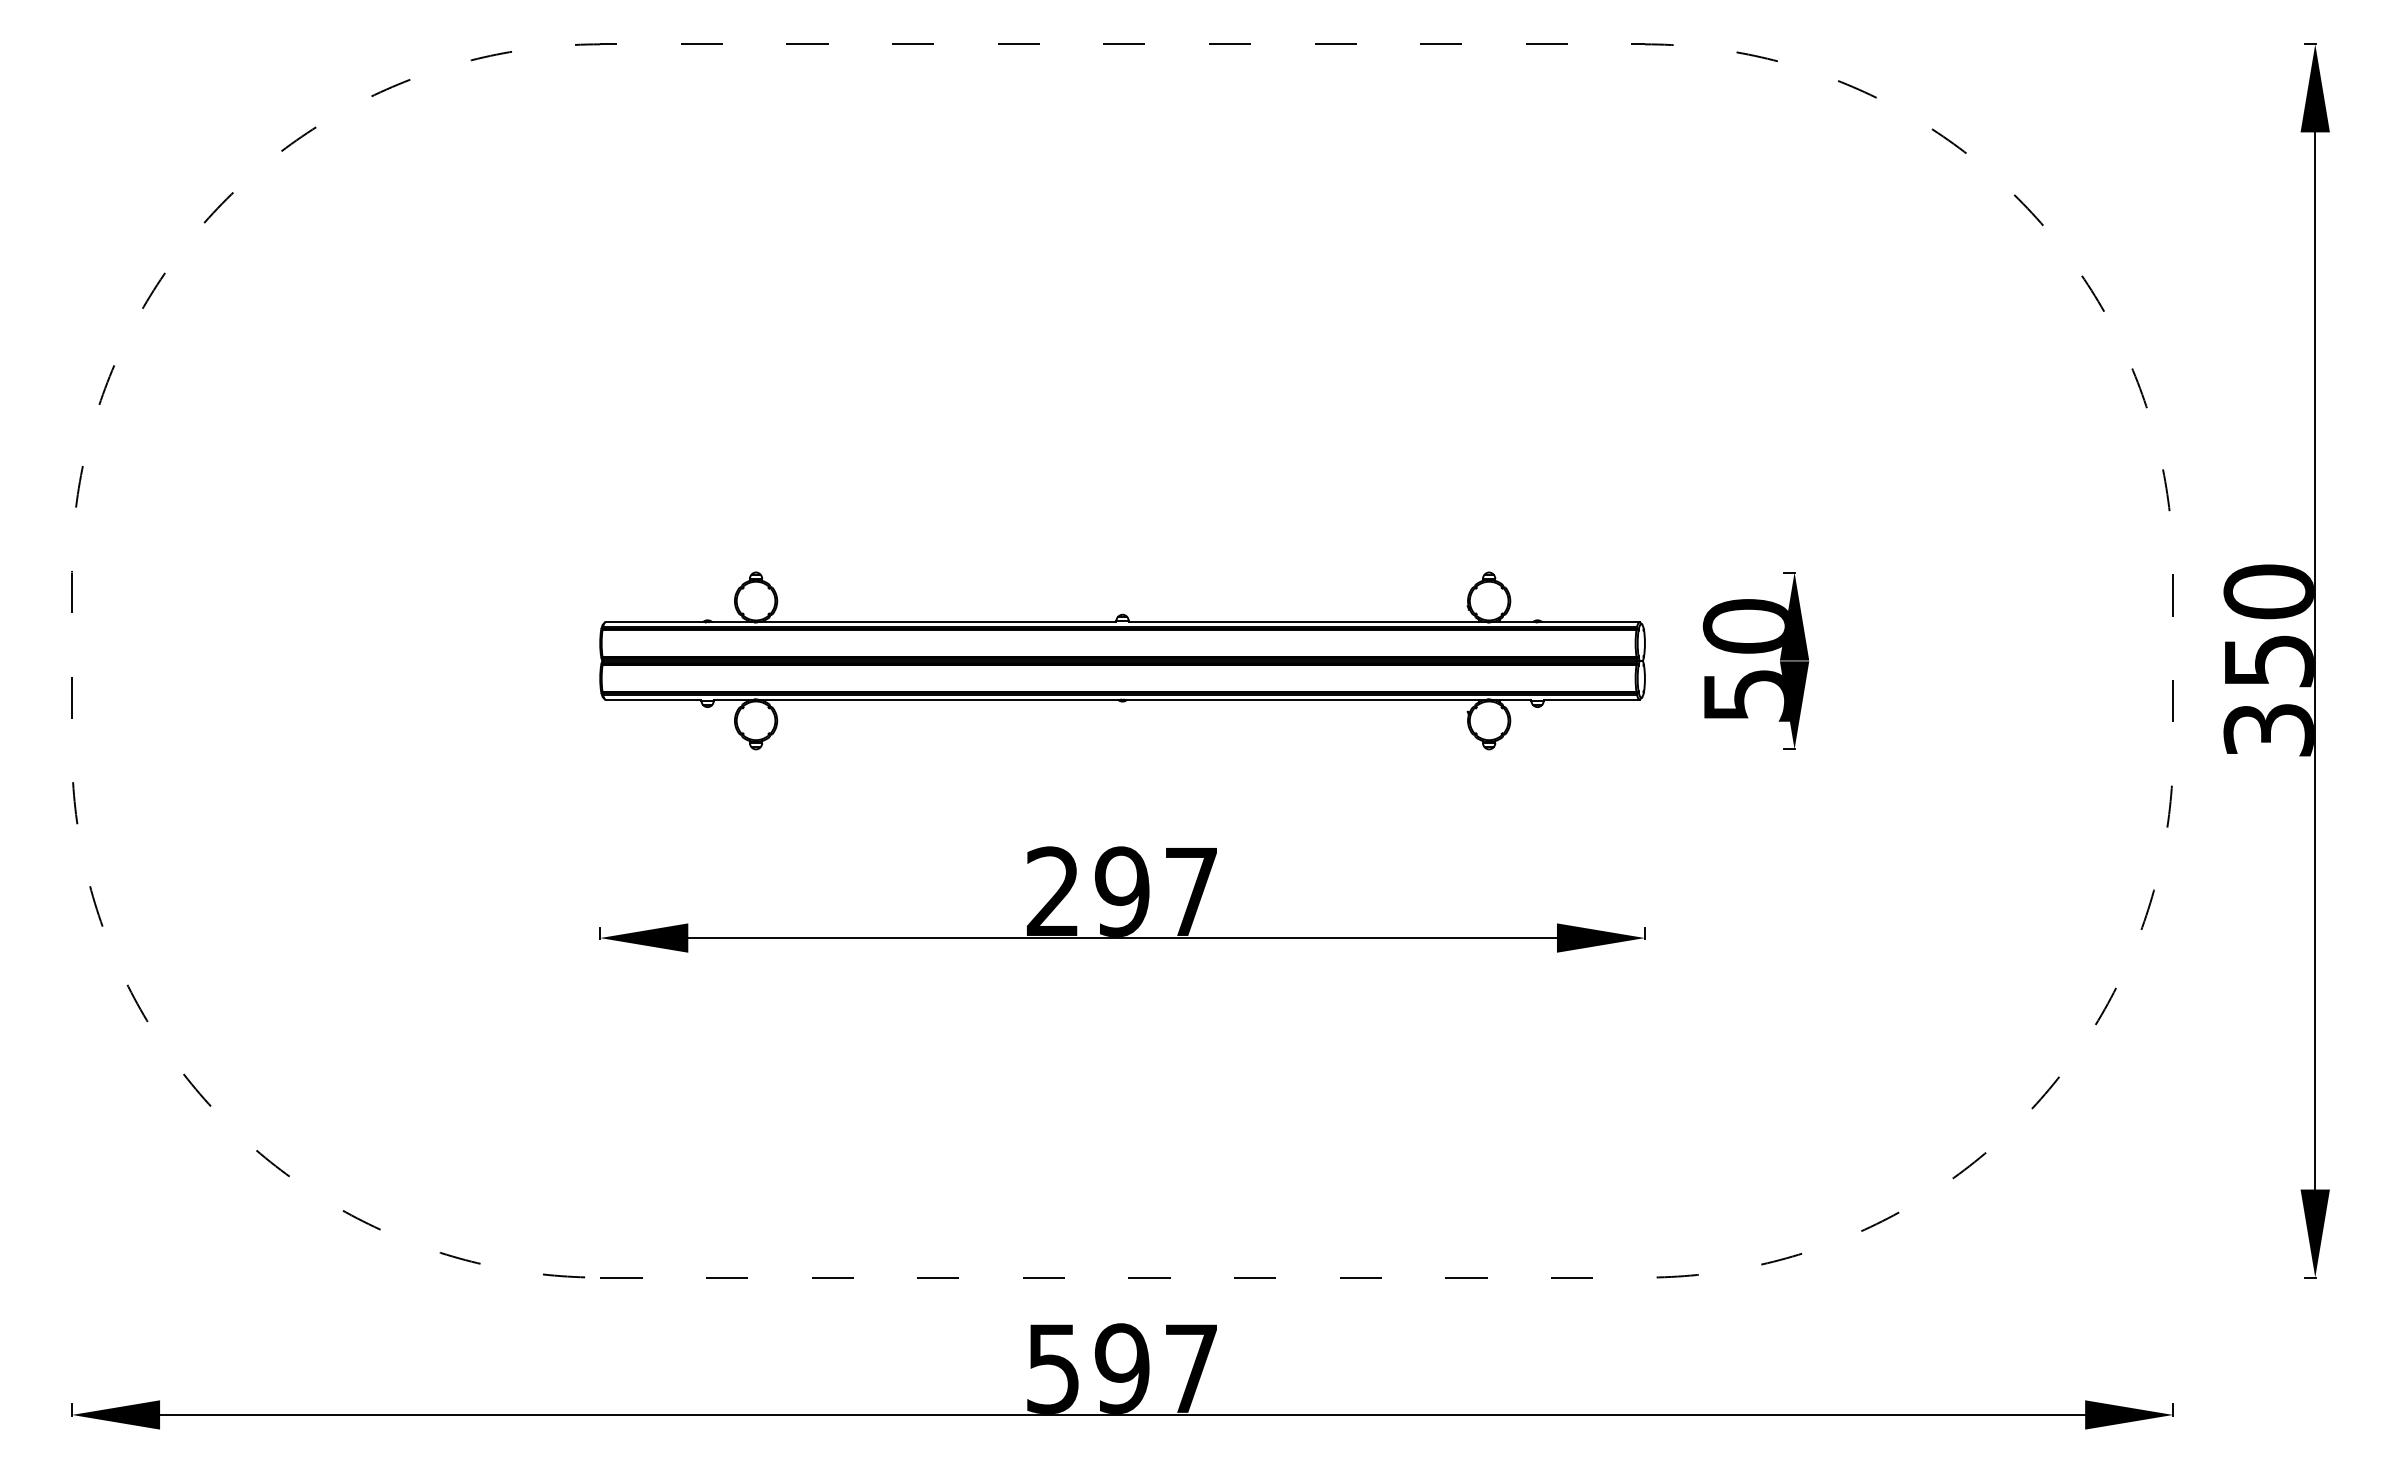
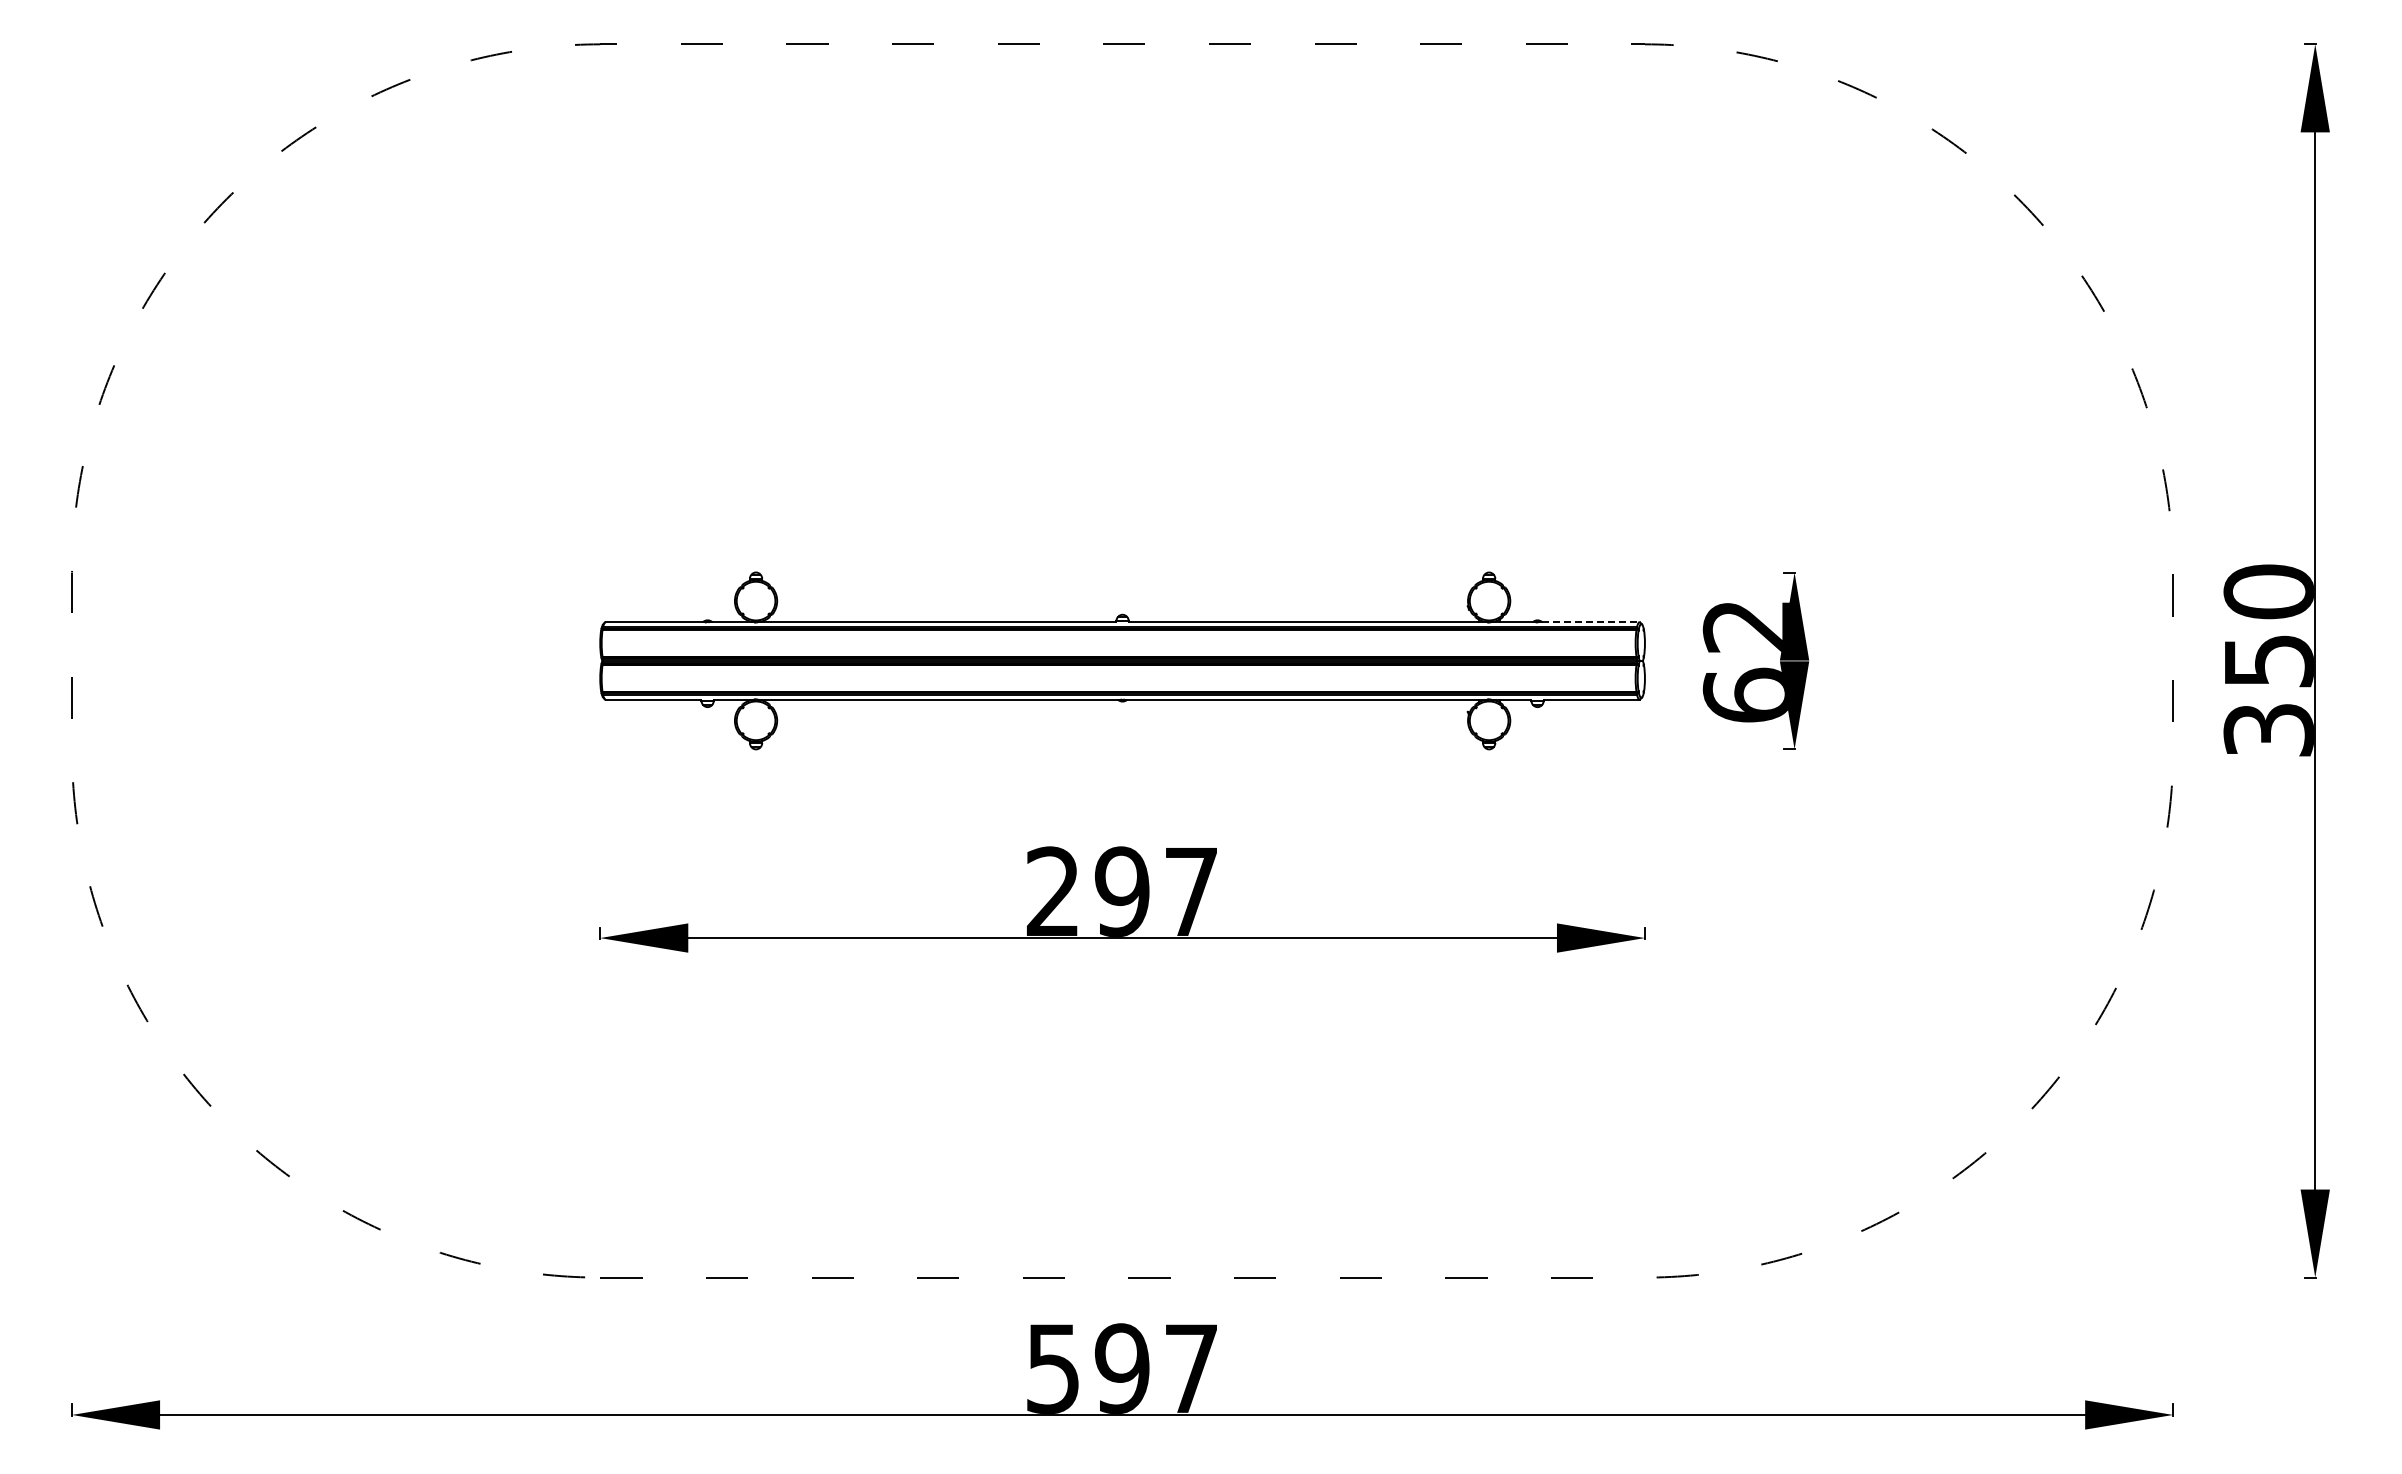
line: solid -> dashed (1590, 622)
text: 50 -> 62 (1745, 660)
